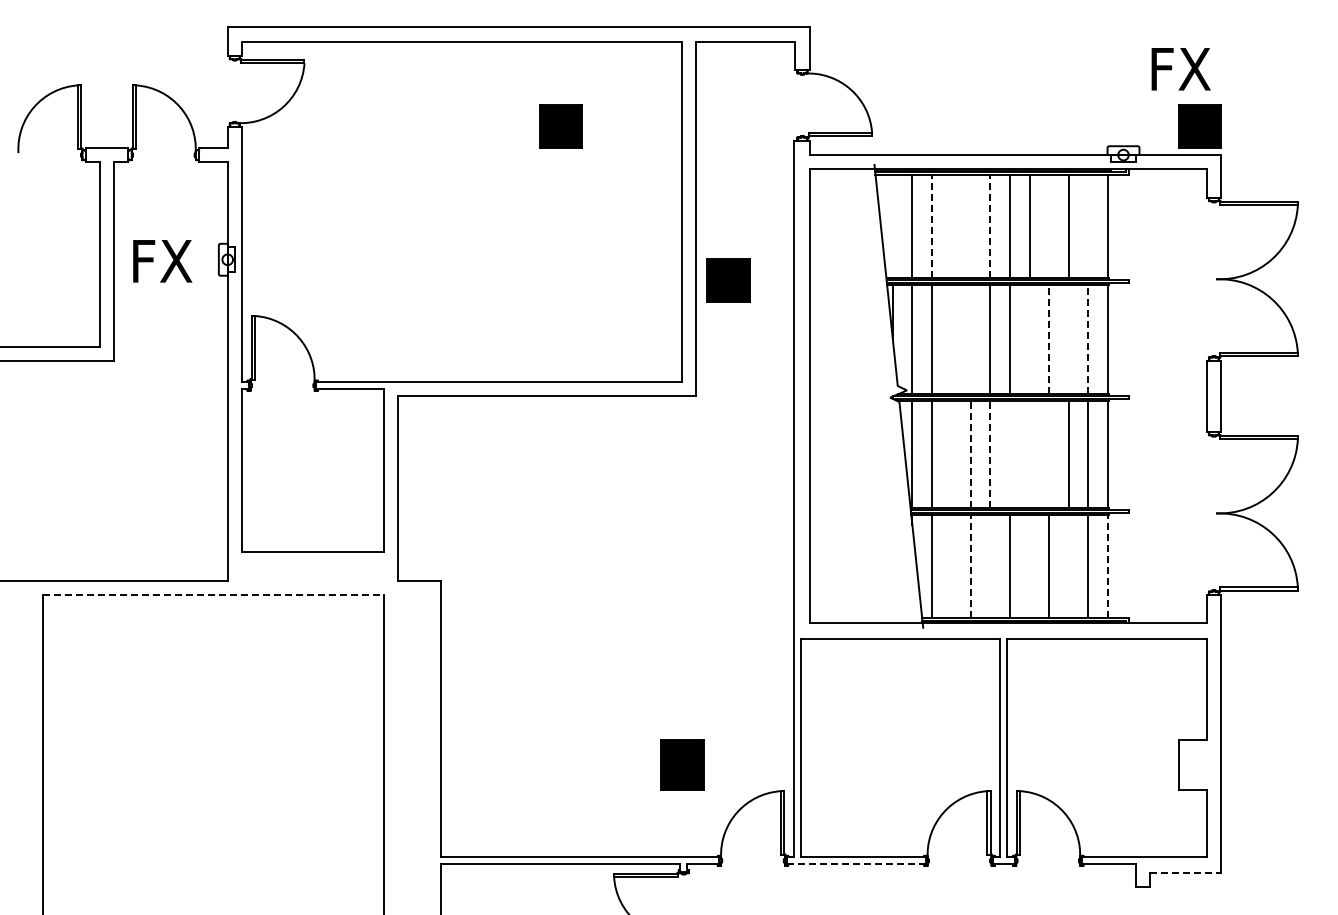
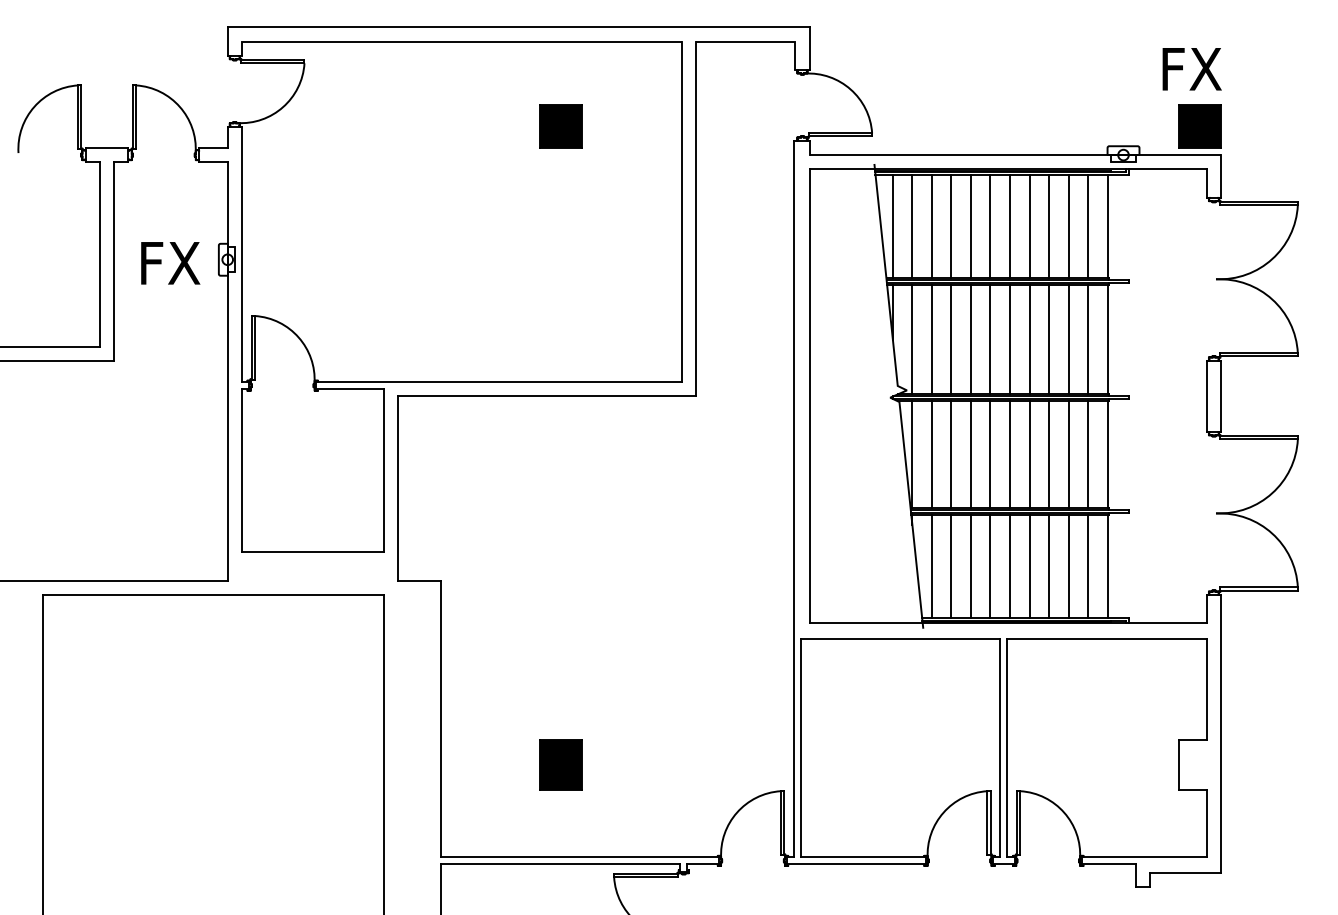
text position: (1180, 69) -> (1191, 69) (1191, 69)
line: none -> present (892, 225)
line: none -> present (951, 225)
line: none -> present (970, 225)
line: none -> present (1049, 225)
line: none -> present (1088, 225)
line: dashed -> solid (931, 226)
line: dashed -> solid (990, 226)
text position: (162, 261) -> (170, 263) (170, 263)
part: present -> none (727, 280)
line: none -> present (951, 339)
line: none -> present (970, 339)
line: none -> present (1029, 339)
line: dashed -> solid (1049, 339)
line: none -> present (1068, 339)
line: dashed -> solid (1088, 339)
line: dashed -> solid (970, 453)
line: dashed -> solid (990, 453)
line: none -> present (951, 454)
line: none -> present (1009, 454)
line: none -> present (1029, 454)
line: none -> present (1049, 454)
line: none -> present (951, 566)
line: dashed -> solid (970, 566)
line: none -> present (990, 566)
line: none -> present (1029, 566)
line: none -> present (1068, 566)
line: dashed -> solid (1107, 566)
line: dashed -> solid (214, 595)
part position: (681, 764) -> (560, 764) (560, 764)
line: dashed -> solid (856, 864)
line: dashed -> solid (1186, 873)
